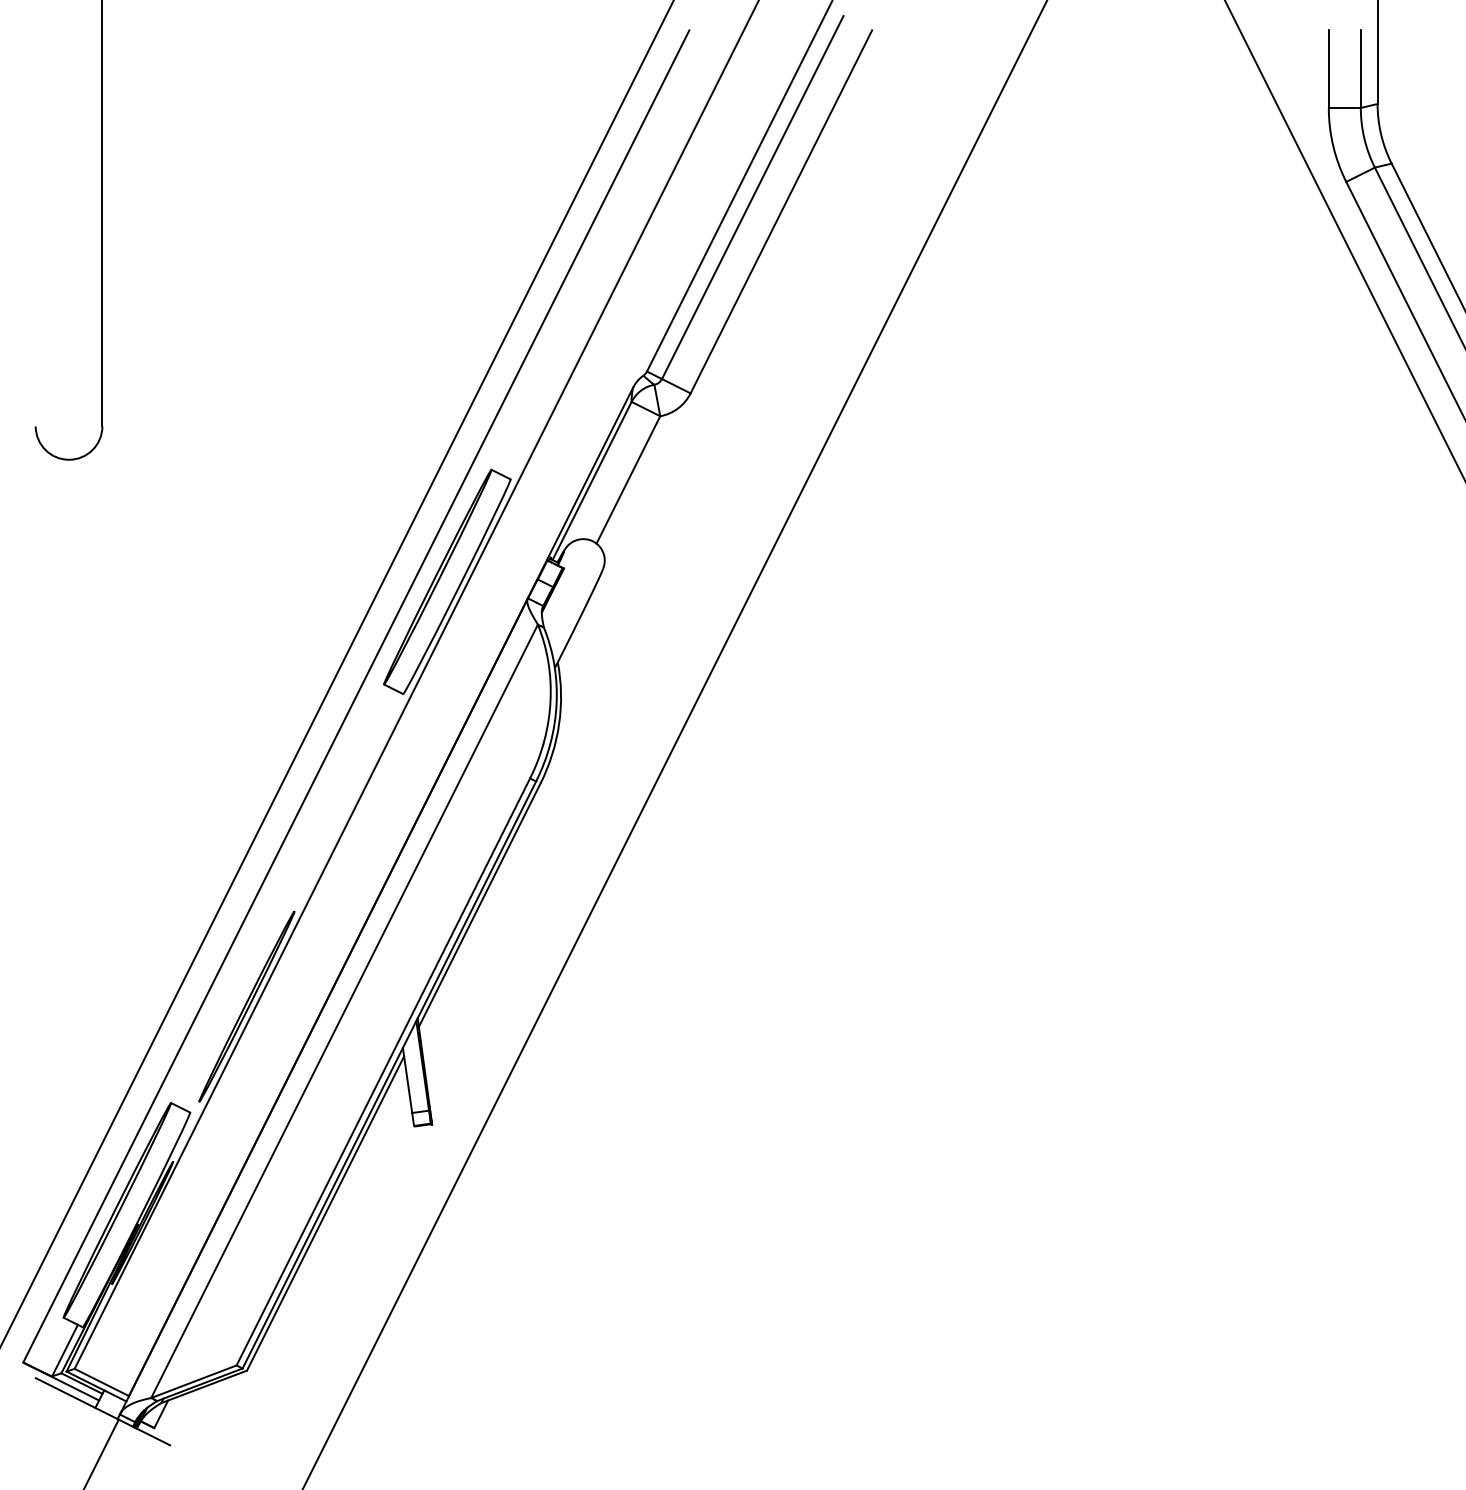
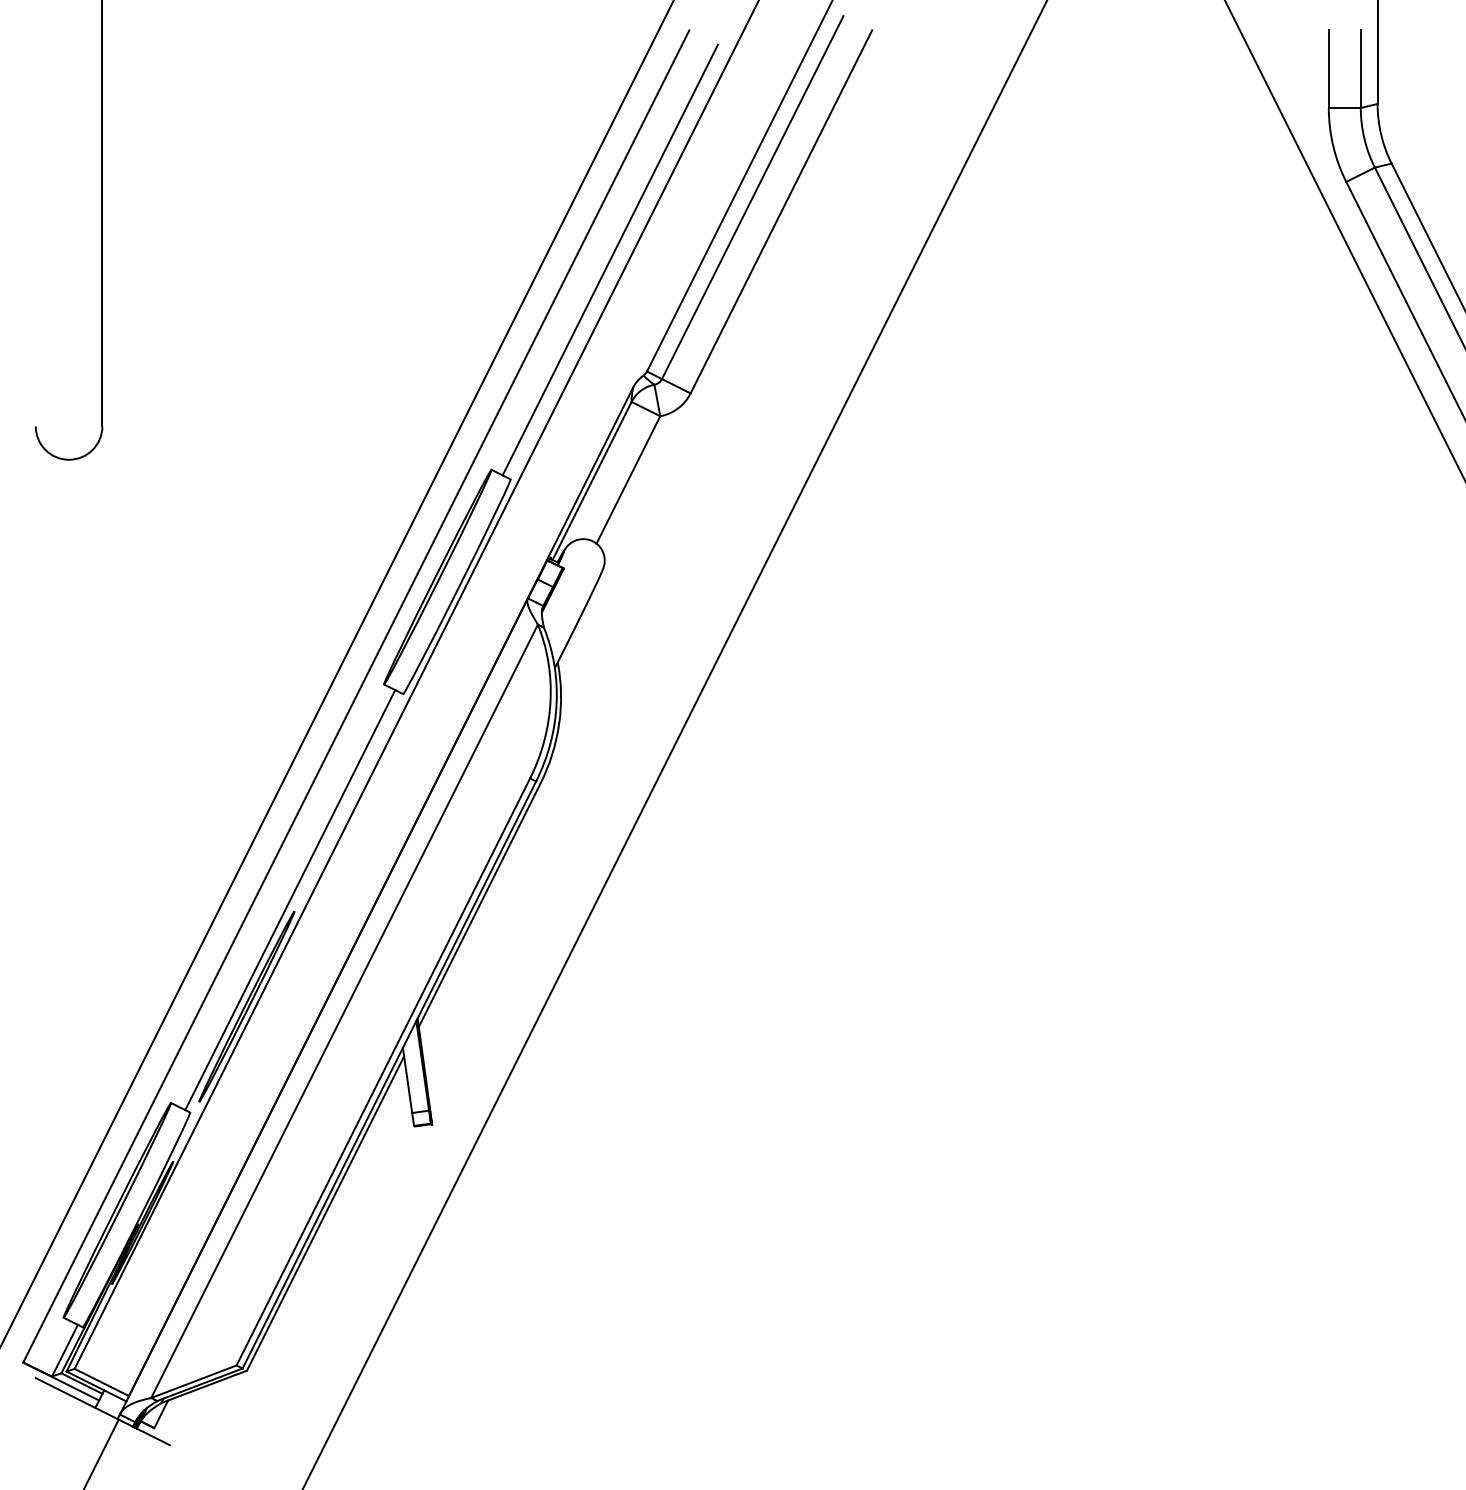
line: none -> present (609, 259)
line: none -> present (290, 900)
